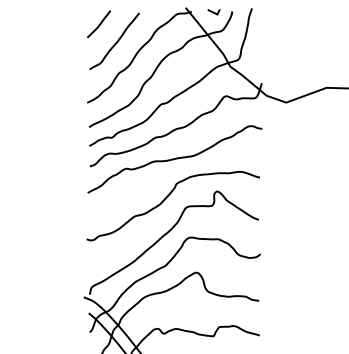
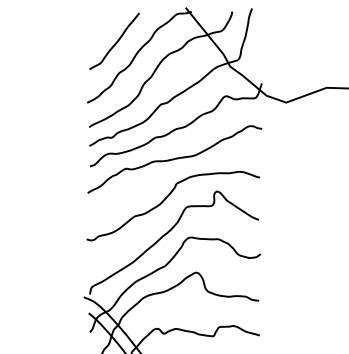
line: present -> none (213, 12)
line: present -> none (99, 24)
